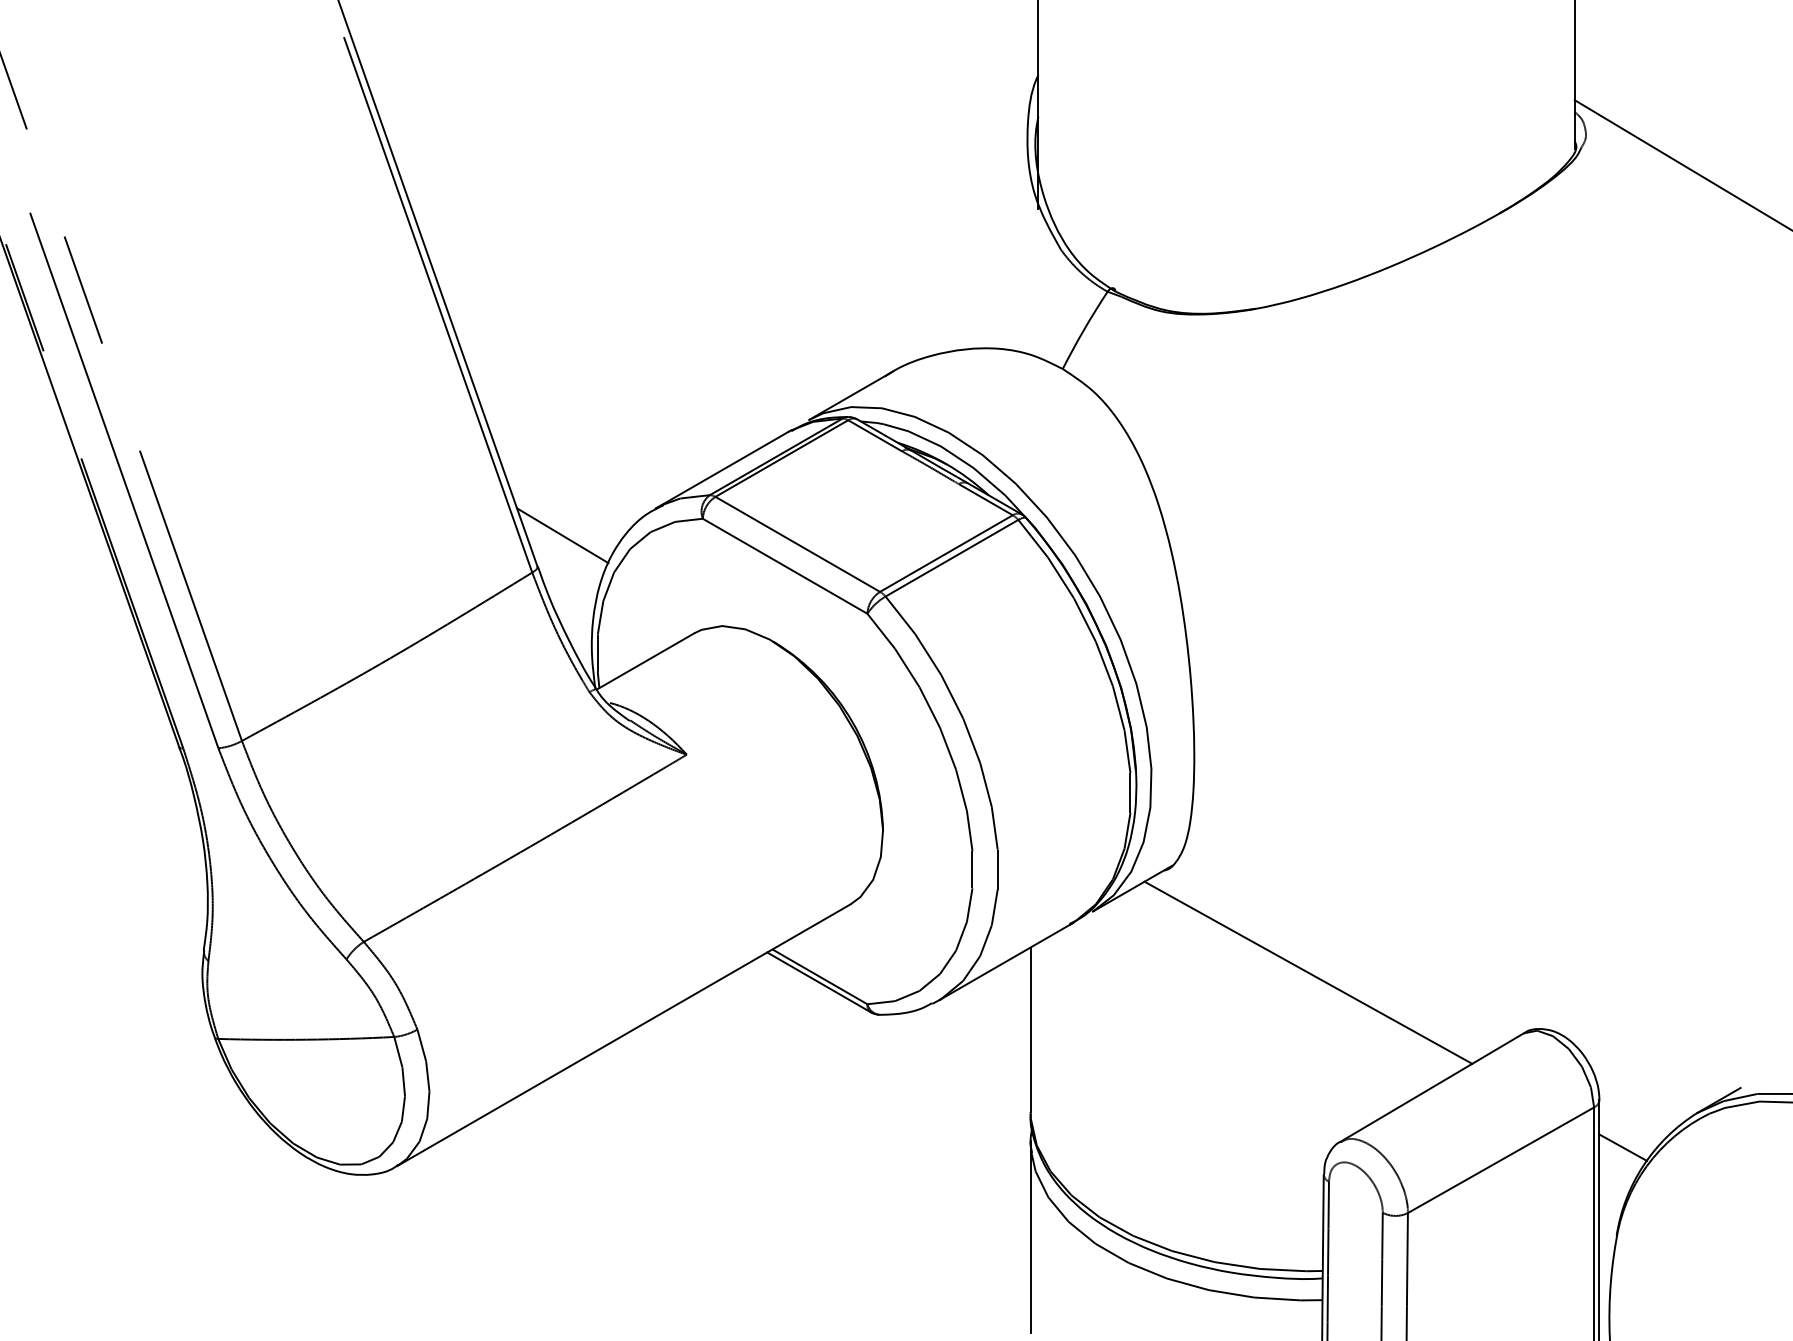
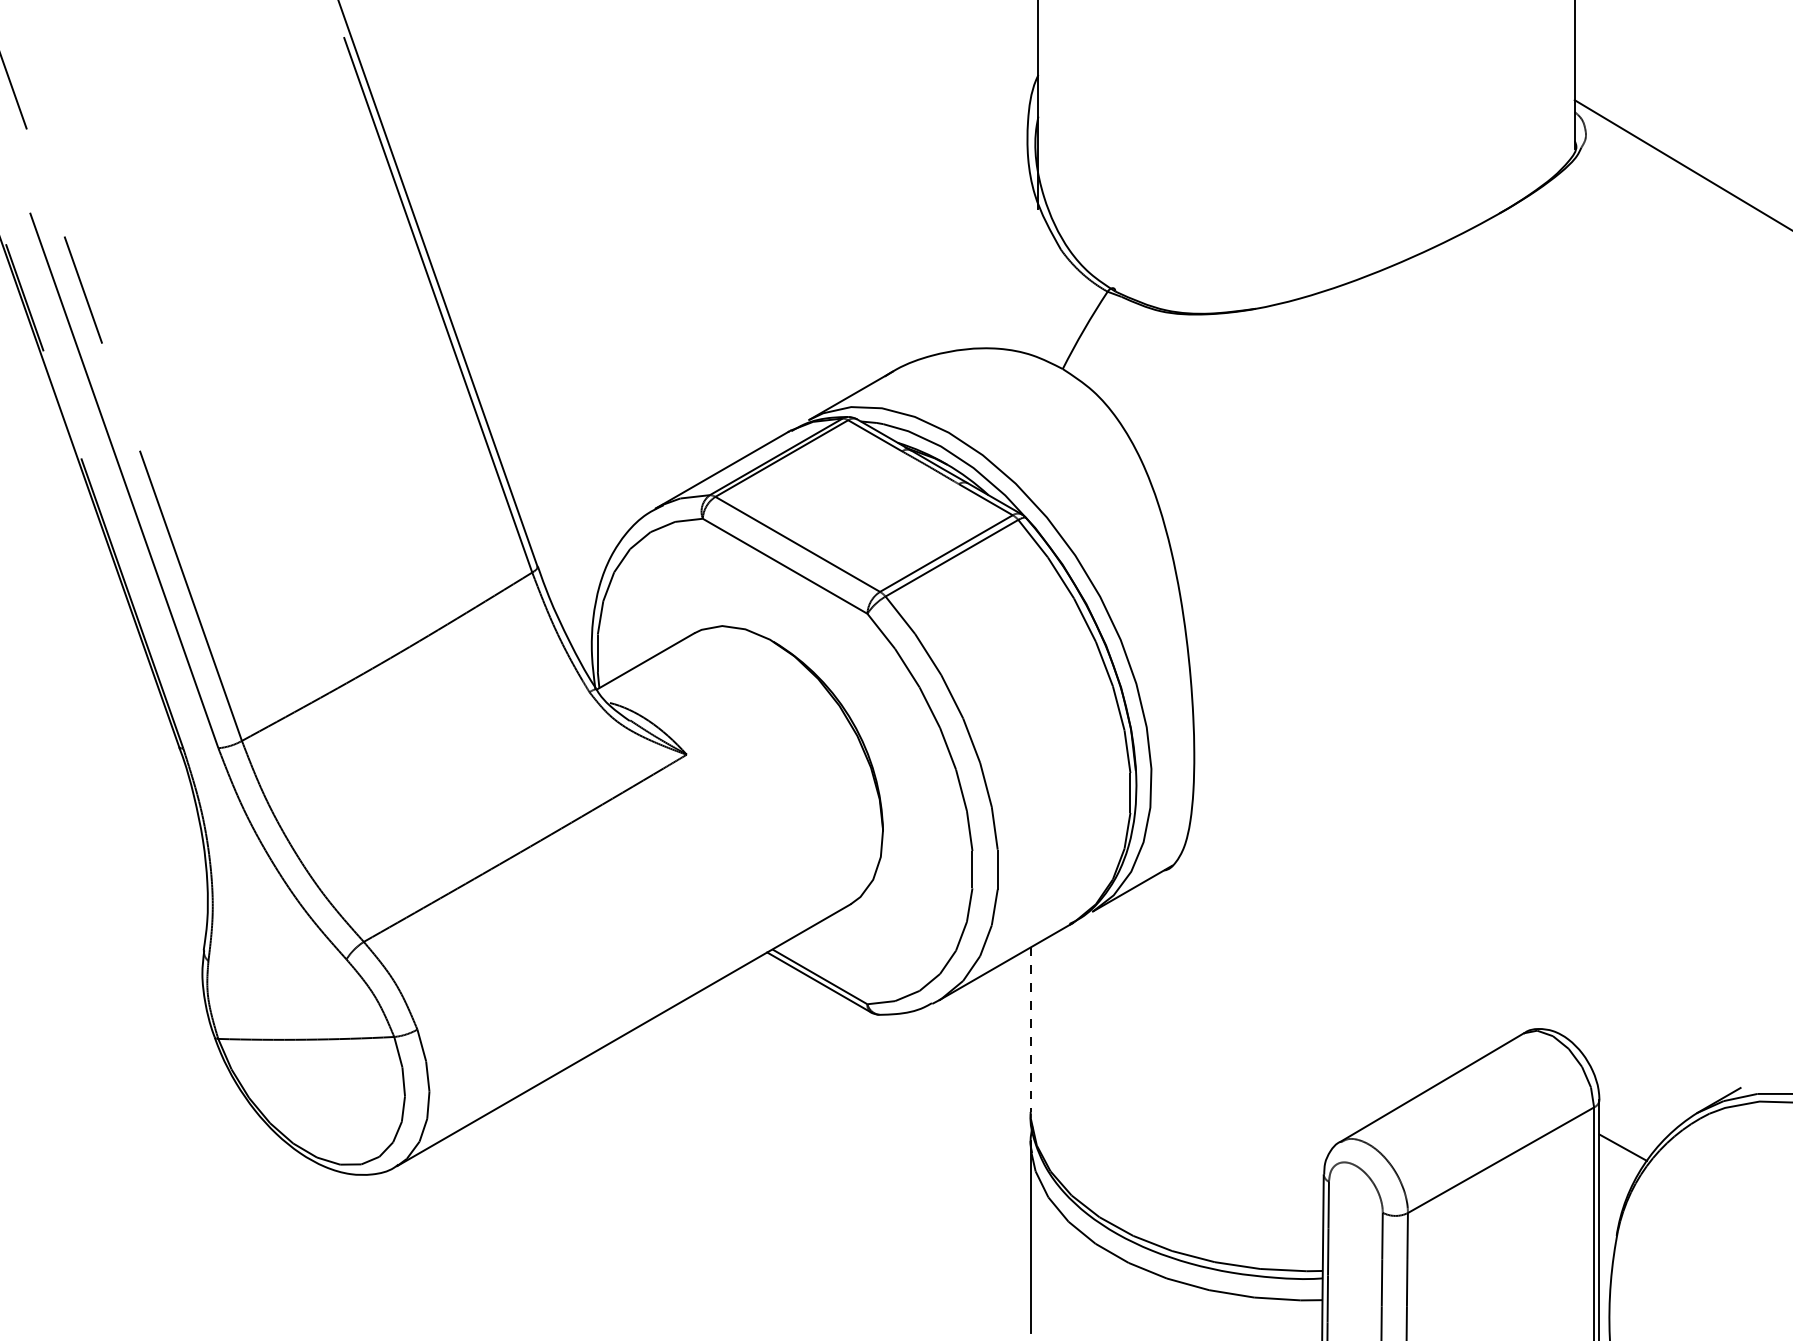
line: present -> none (562, 535)
line: present -> none (1308, 972)
line: solid -> dashed (1030, 1030)
